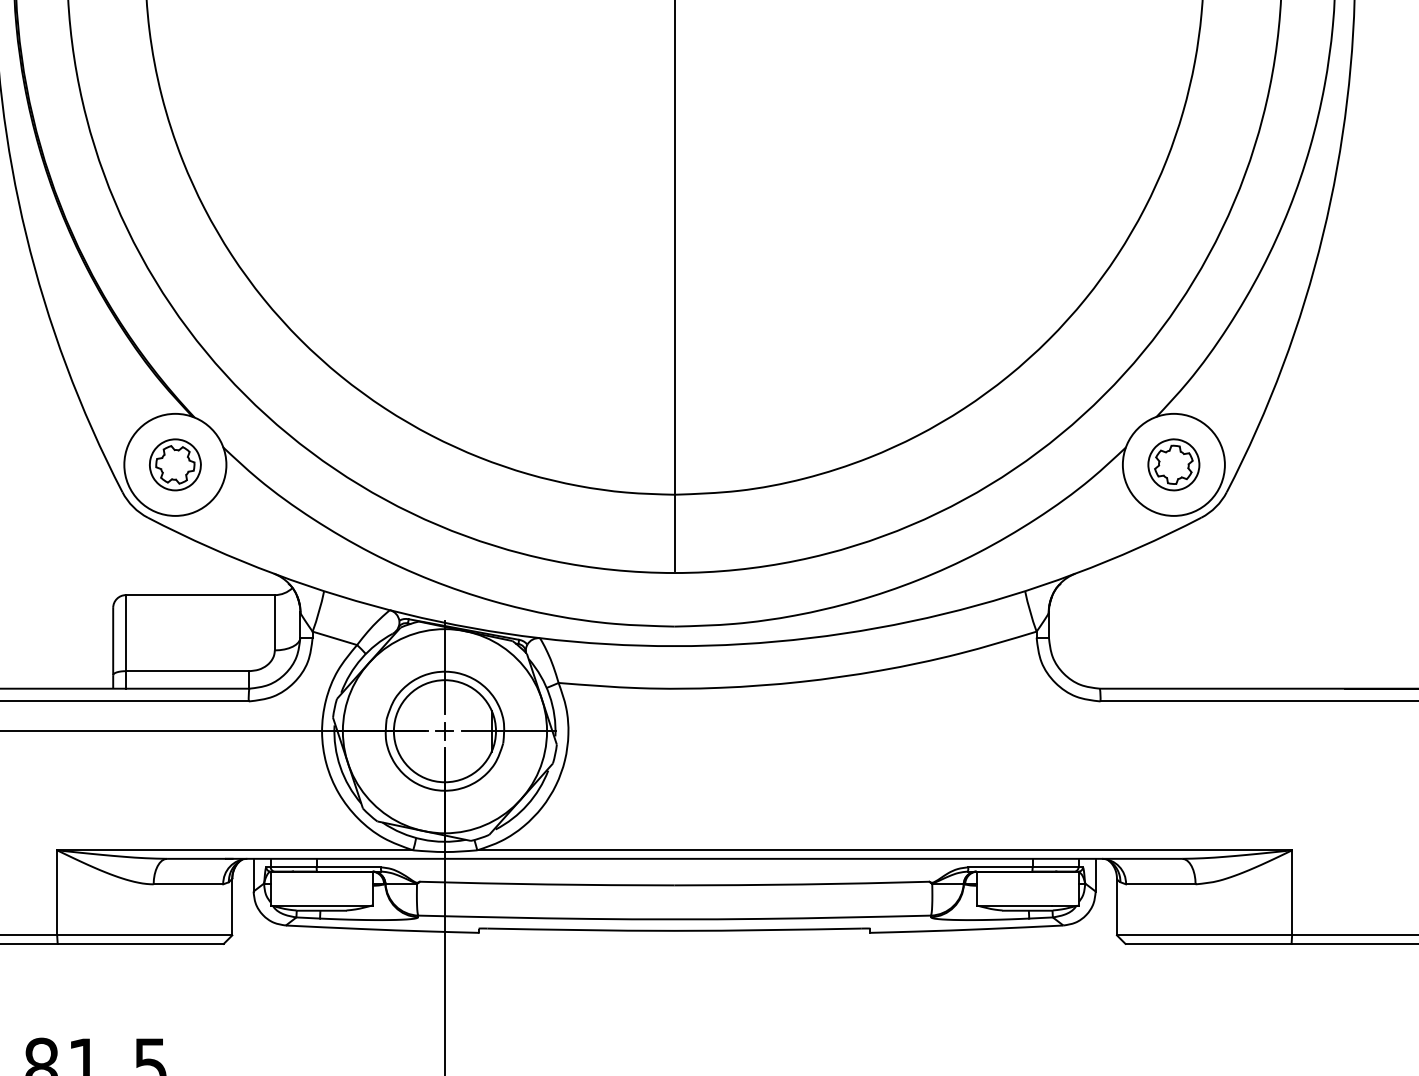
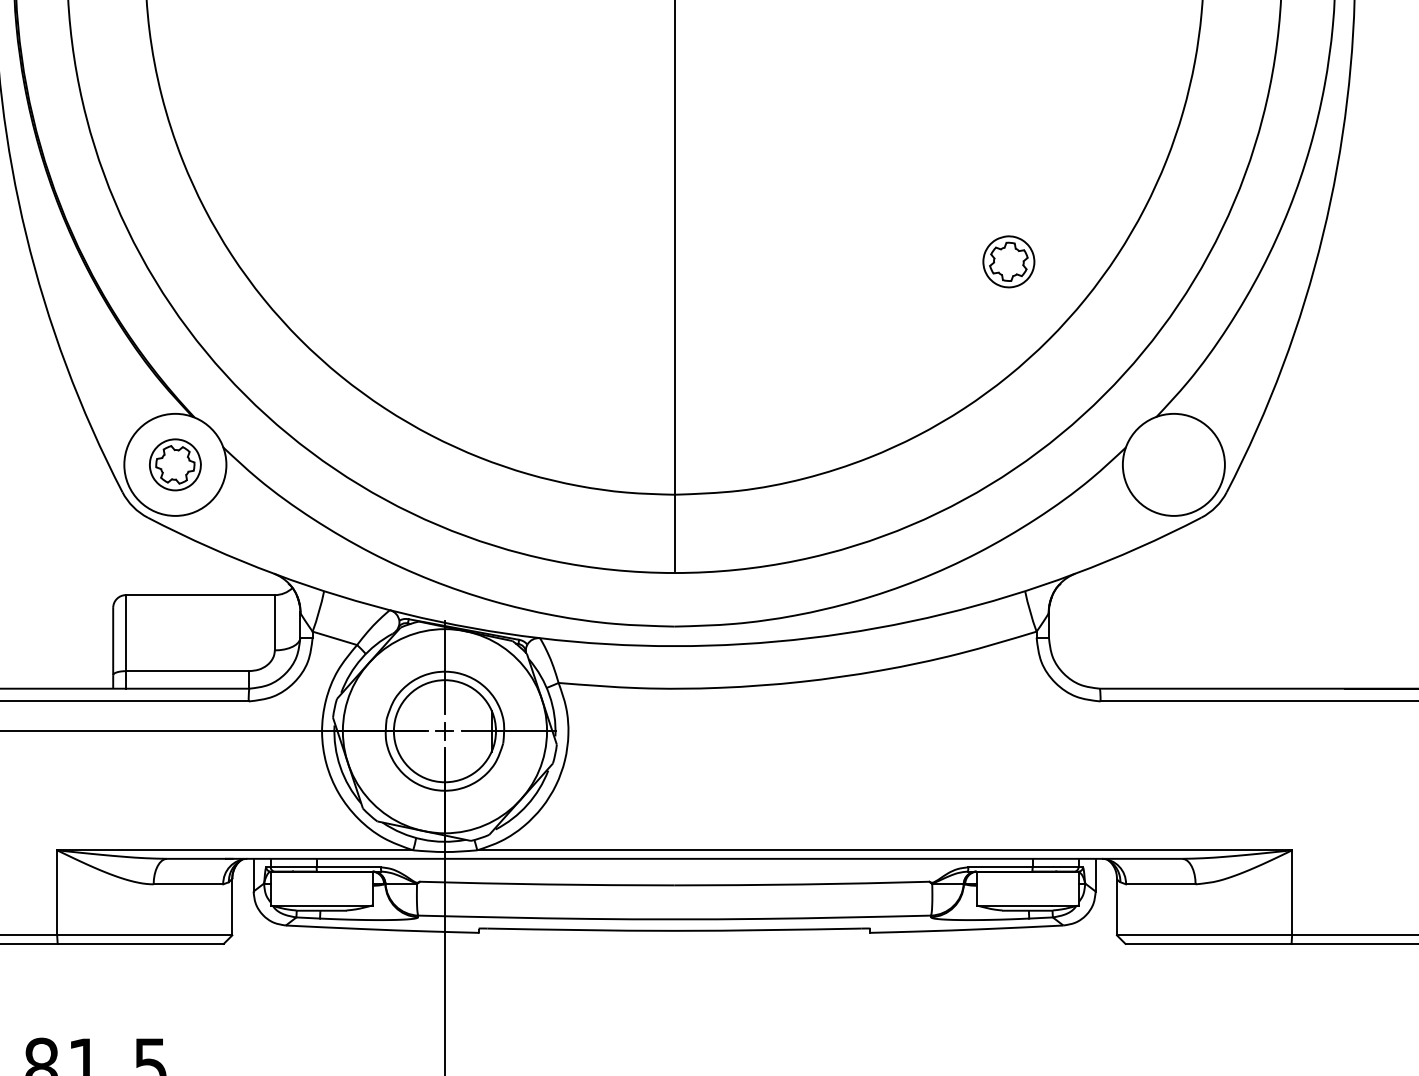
part position: (1173, 464) -> (1008, 261) (1008, 261)
